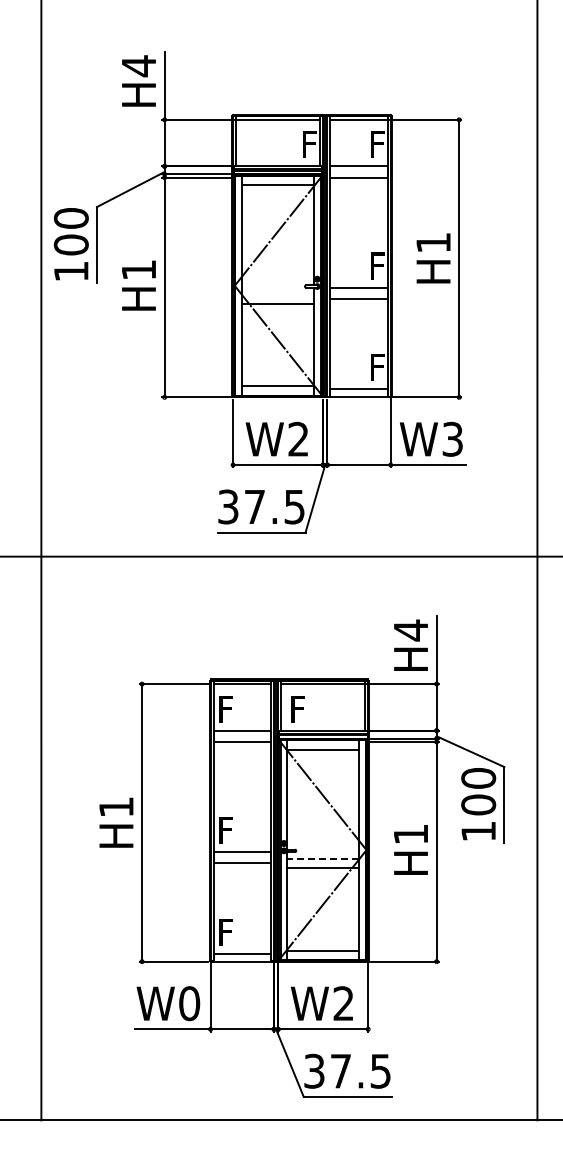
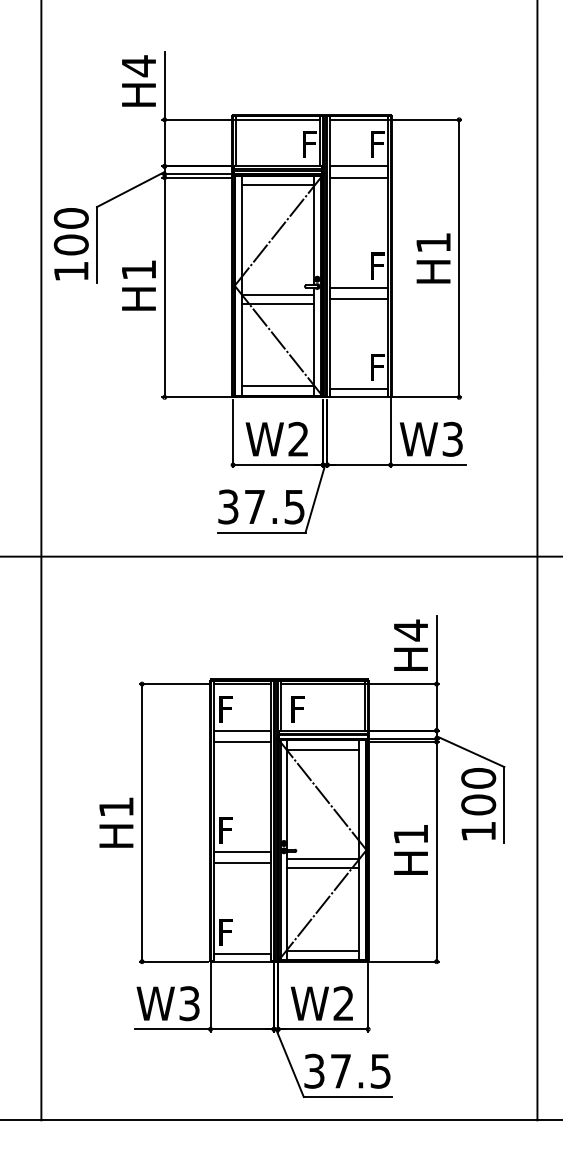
line: none -> present (277, 295)
line: dashed -> solid (322, 859)
text: W0 -> W3 (189, 1003)
